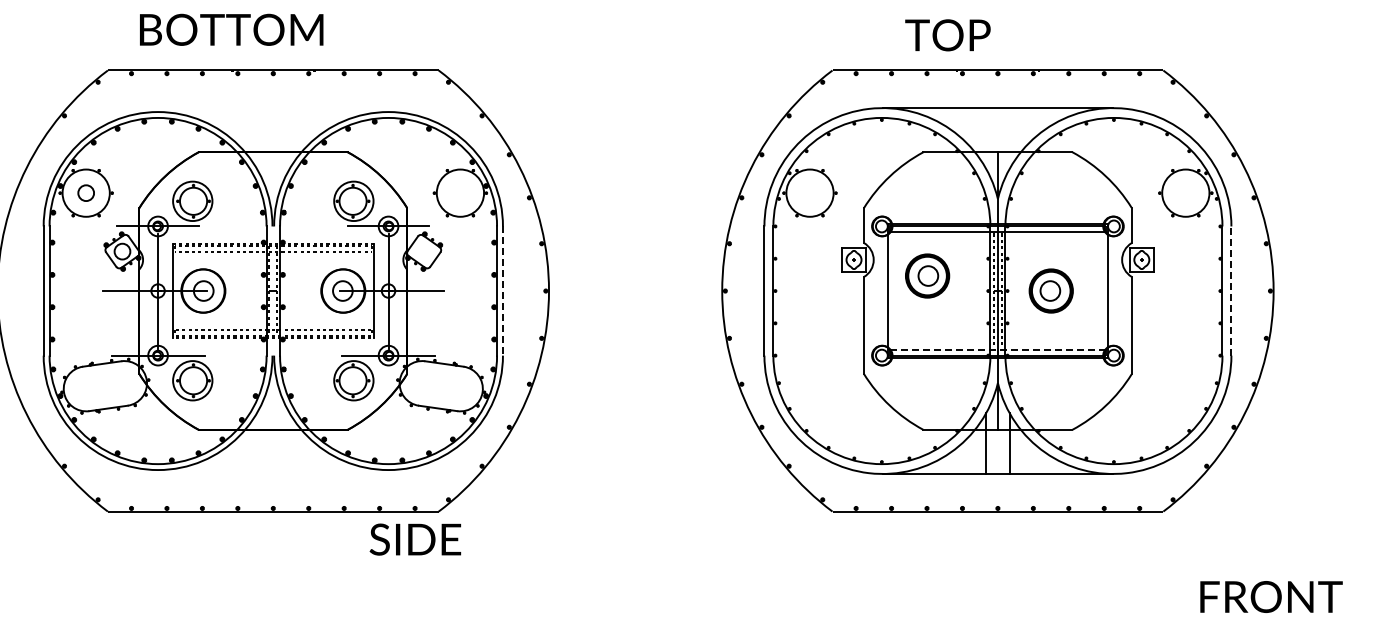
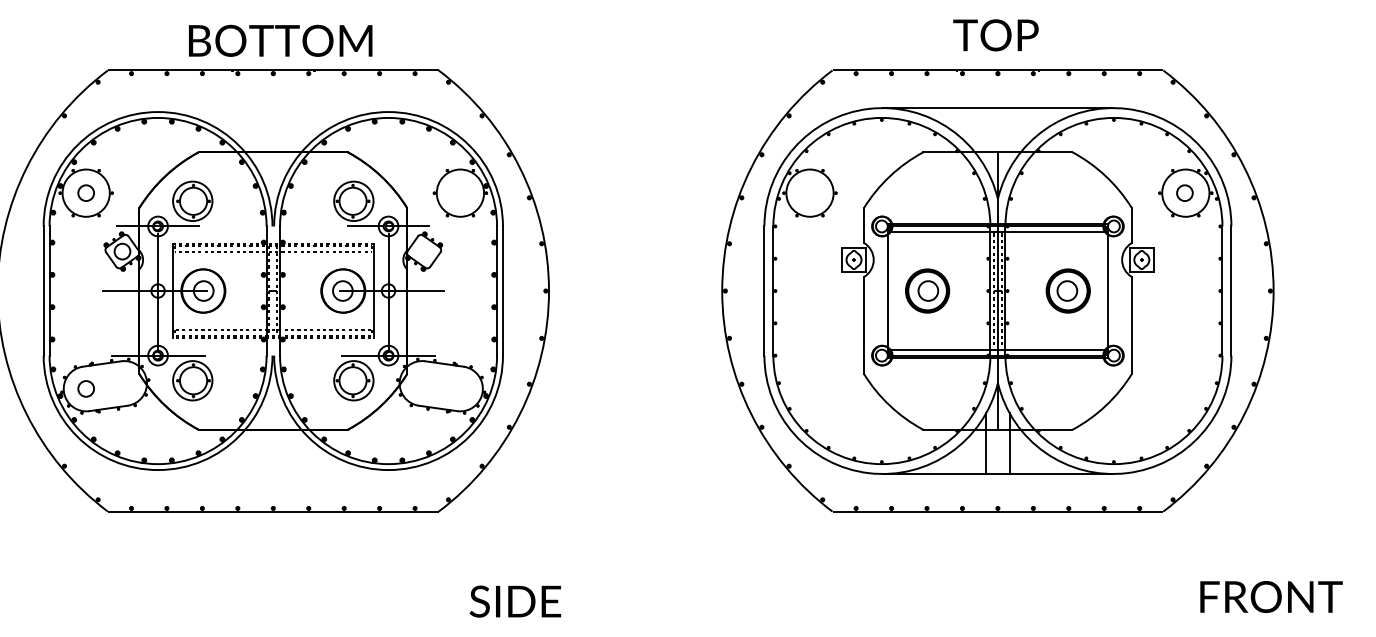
text position: (231, 29) -> (280, 40) (280, 40)
text position: (947, 35) -> (995, 35) (995, 35)
circle: none -> present (1184, 192)
part position: (927, 275) -> (927, 290) (927, 290)
part position: (1050, 290) -> (1067, 290) (1067, 290)
line: dashed -> solid (502, 291)
line: dashed -> solid (1231, 291)
line: dashed -> solid (997, 350)
circle: none -> present (85, 388)
text position: (415, 539) -> (515, 601) (515, 601)
